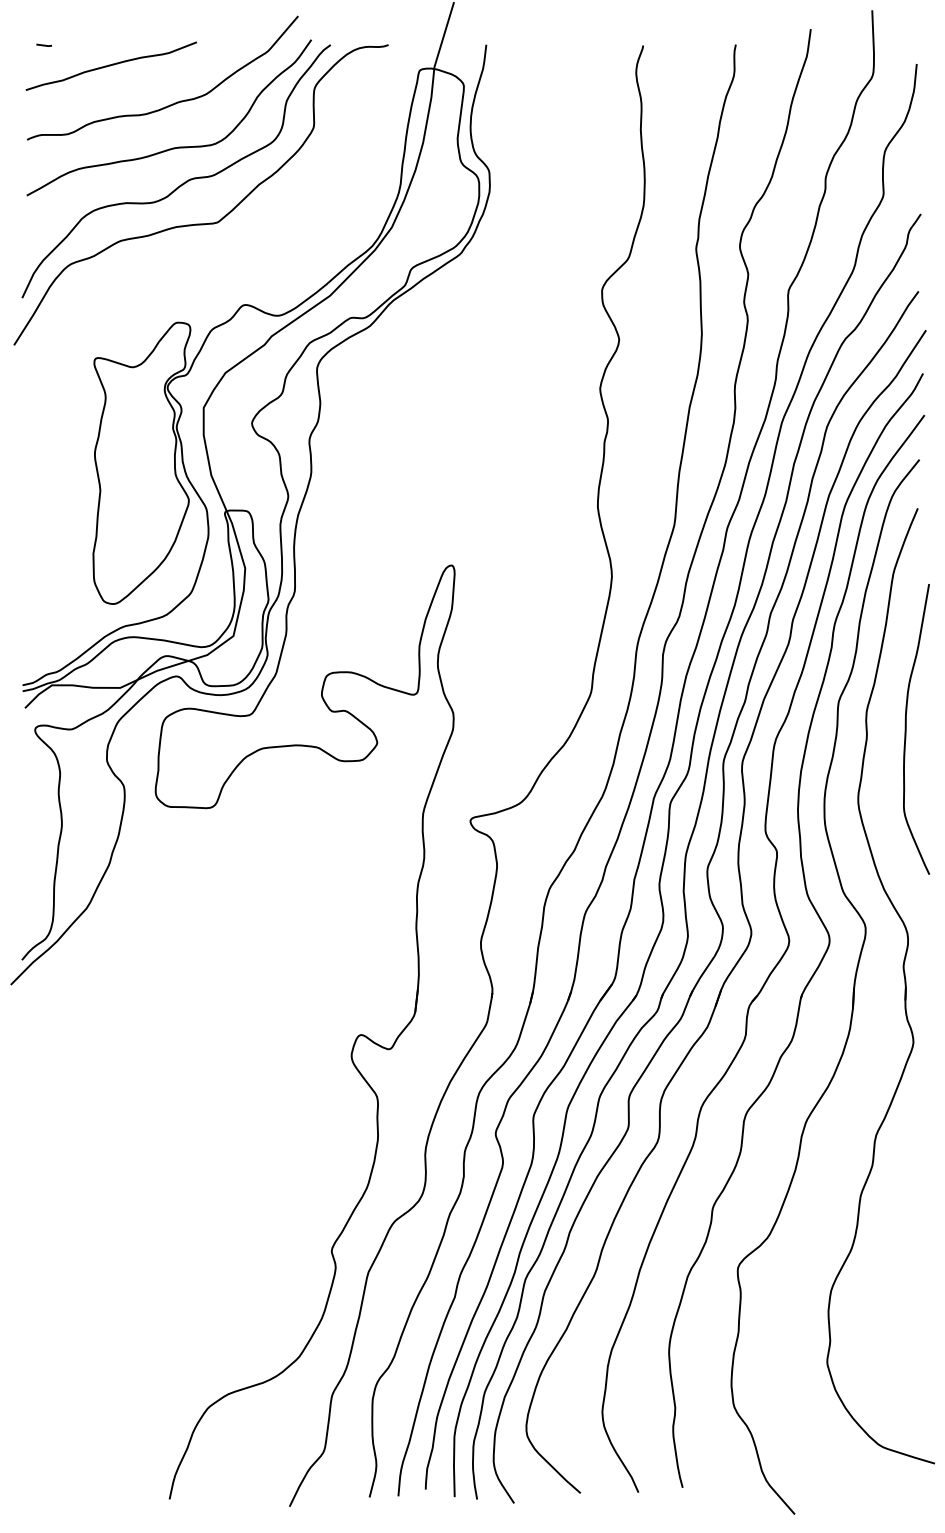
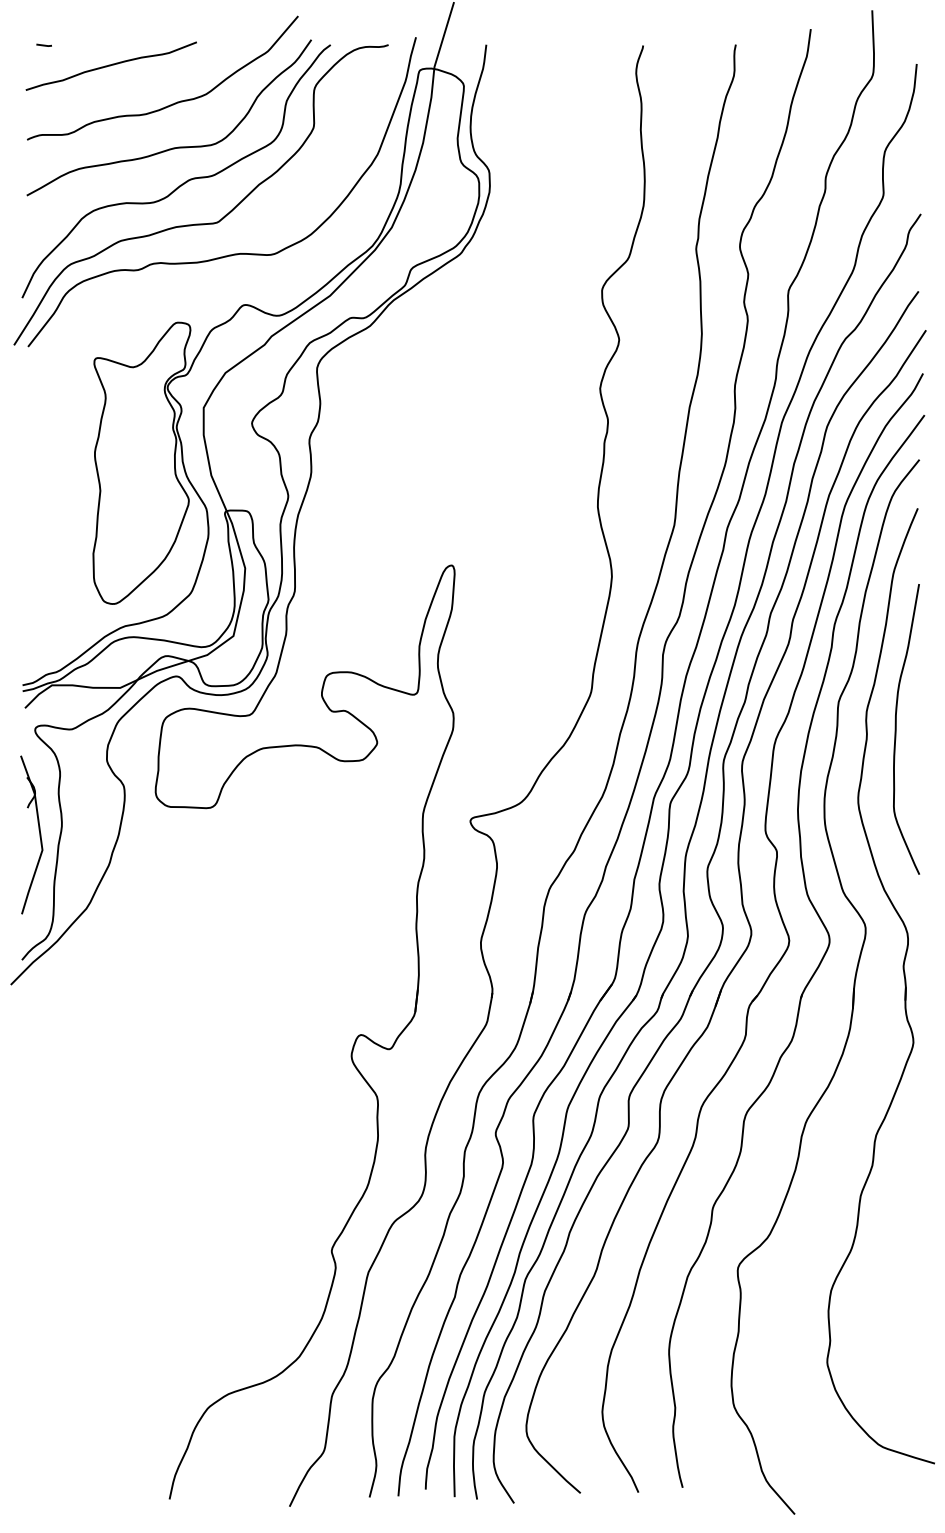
curve: none -> present (234, 253)
curve position: (906, 729) -> (896, 729) (896, 729)
part: none -> present (39, 834)
